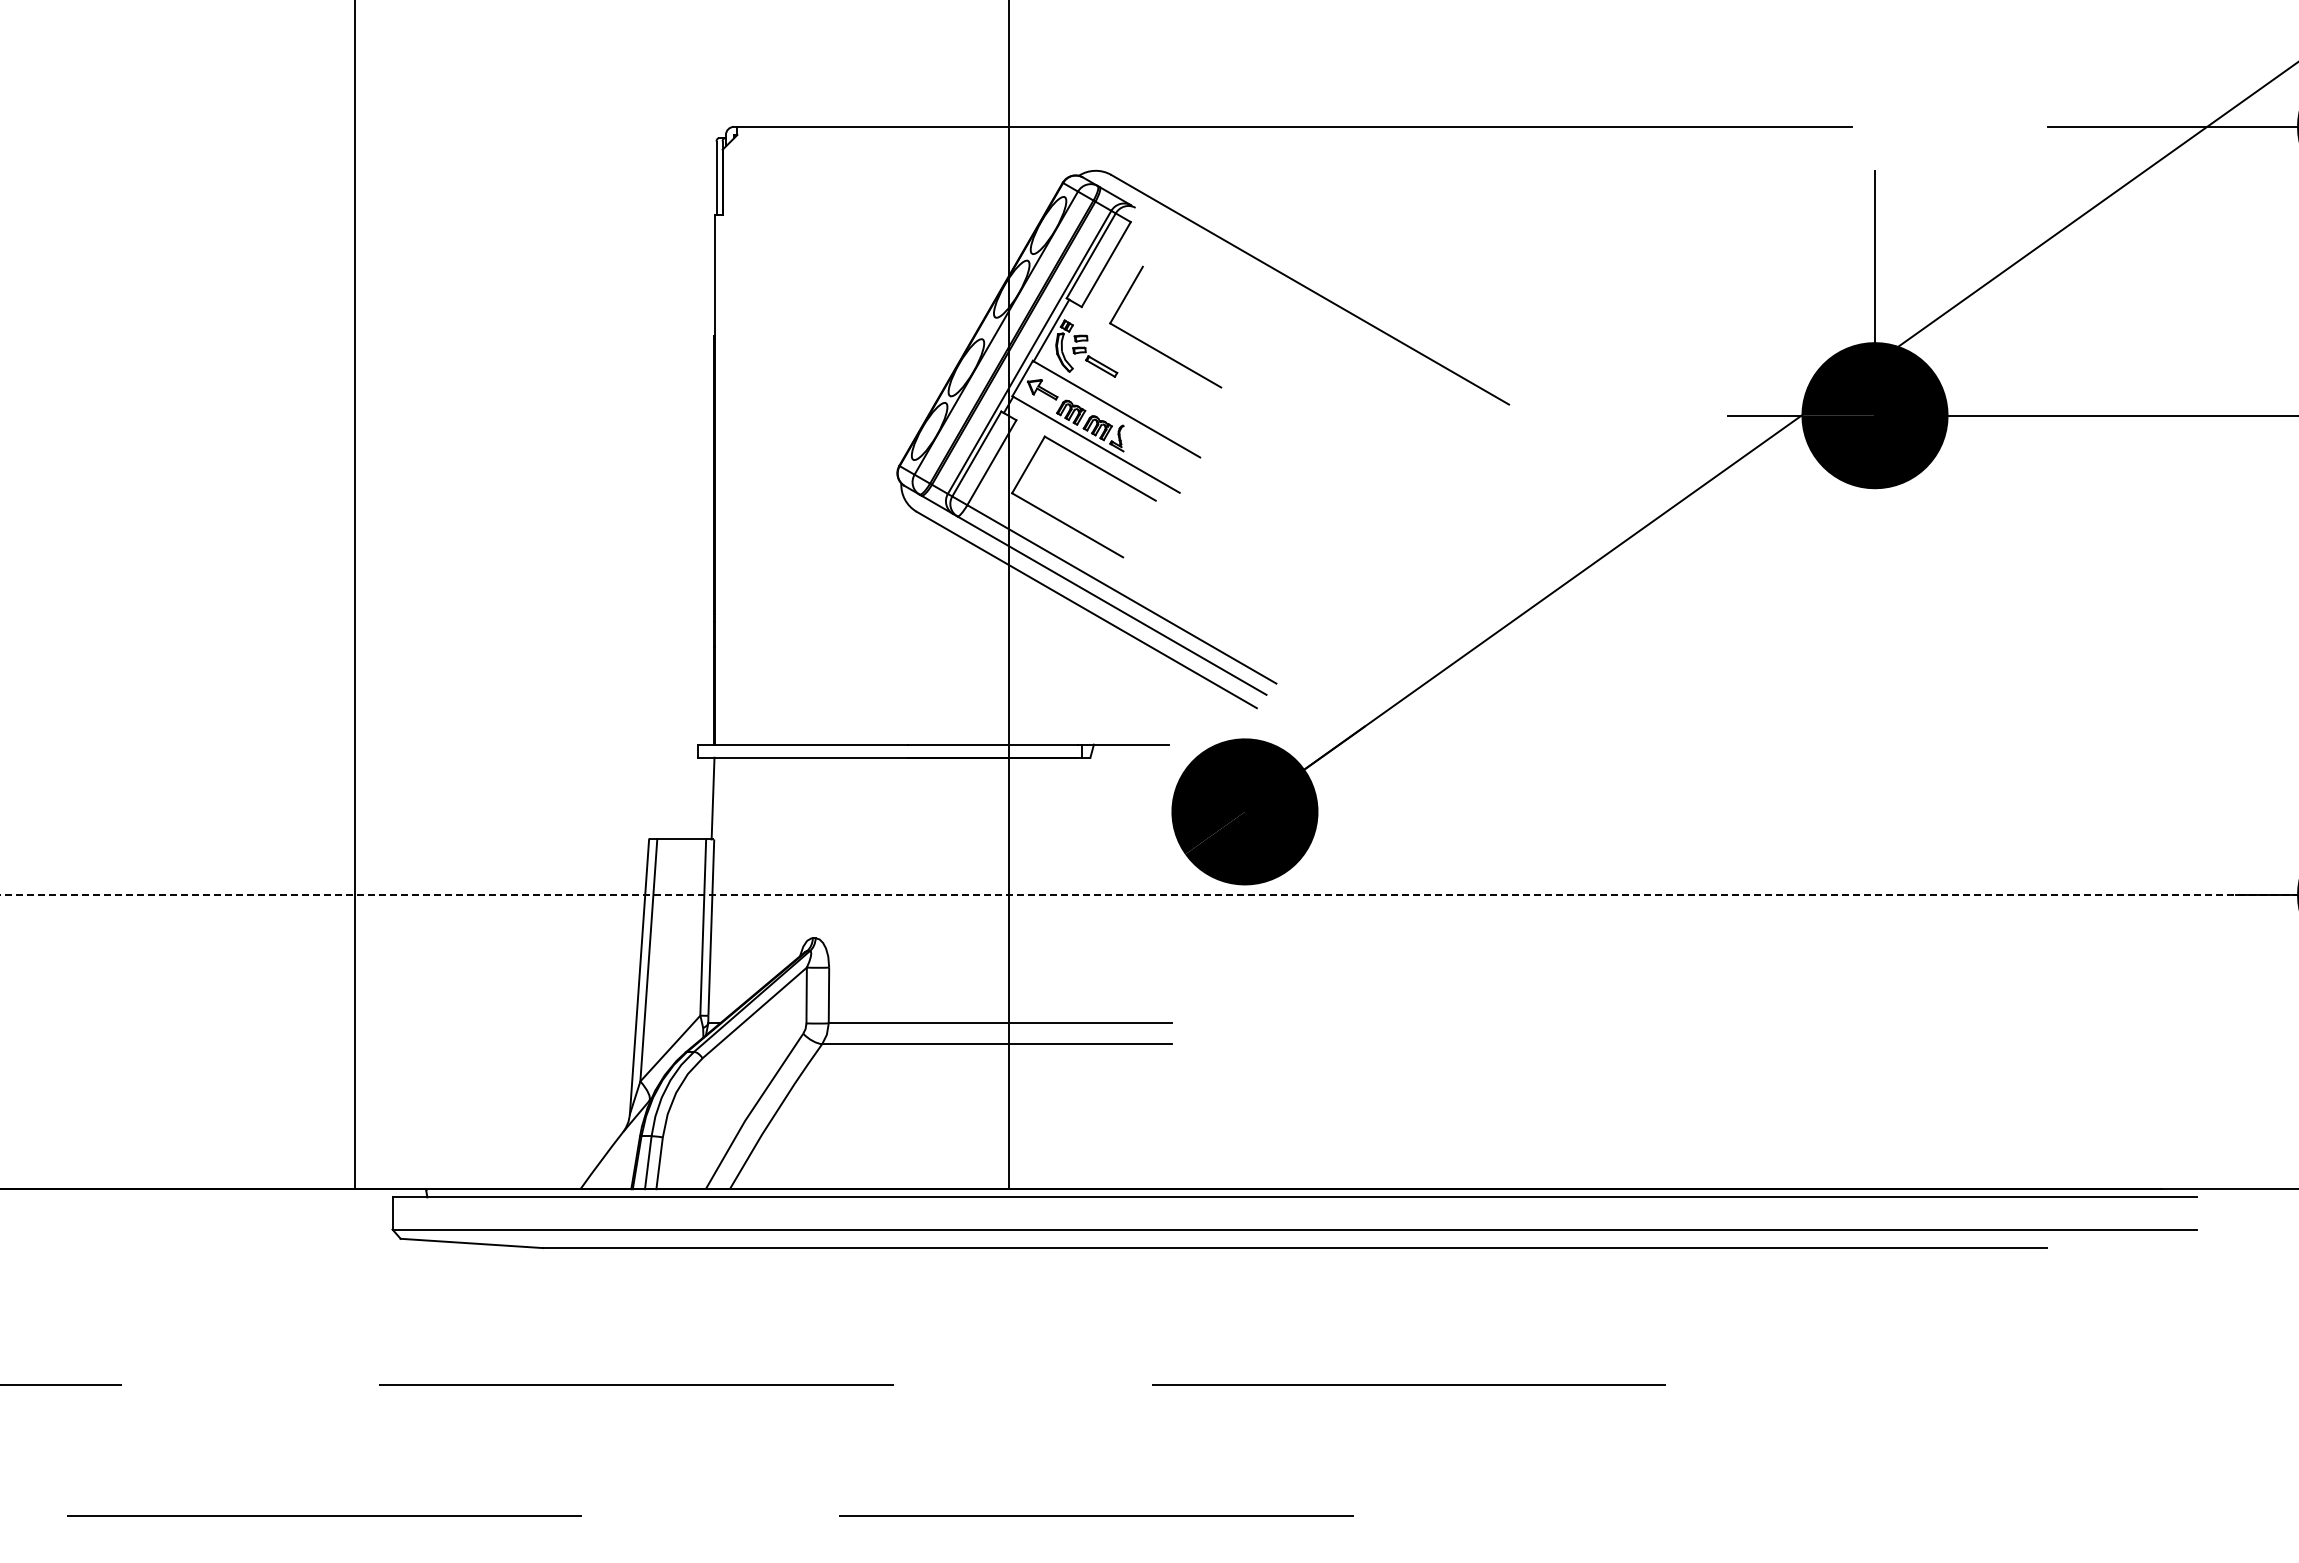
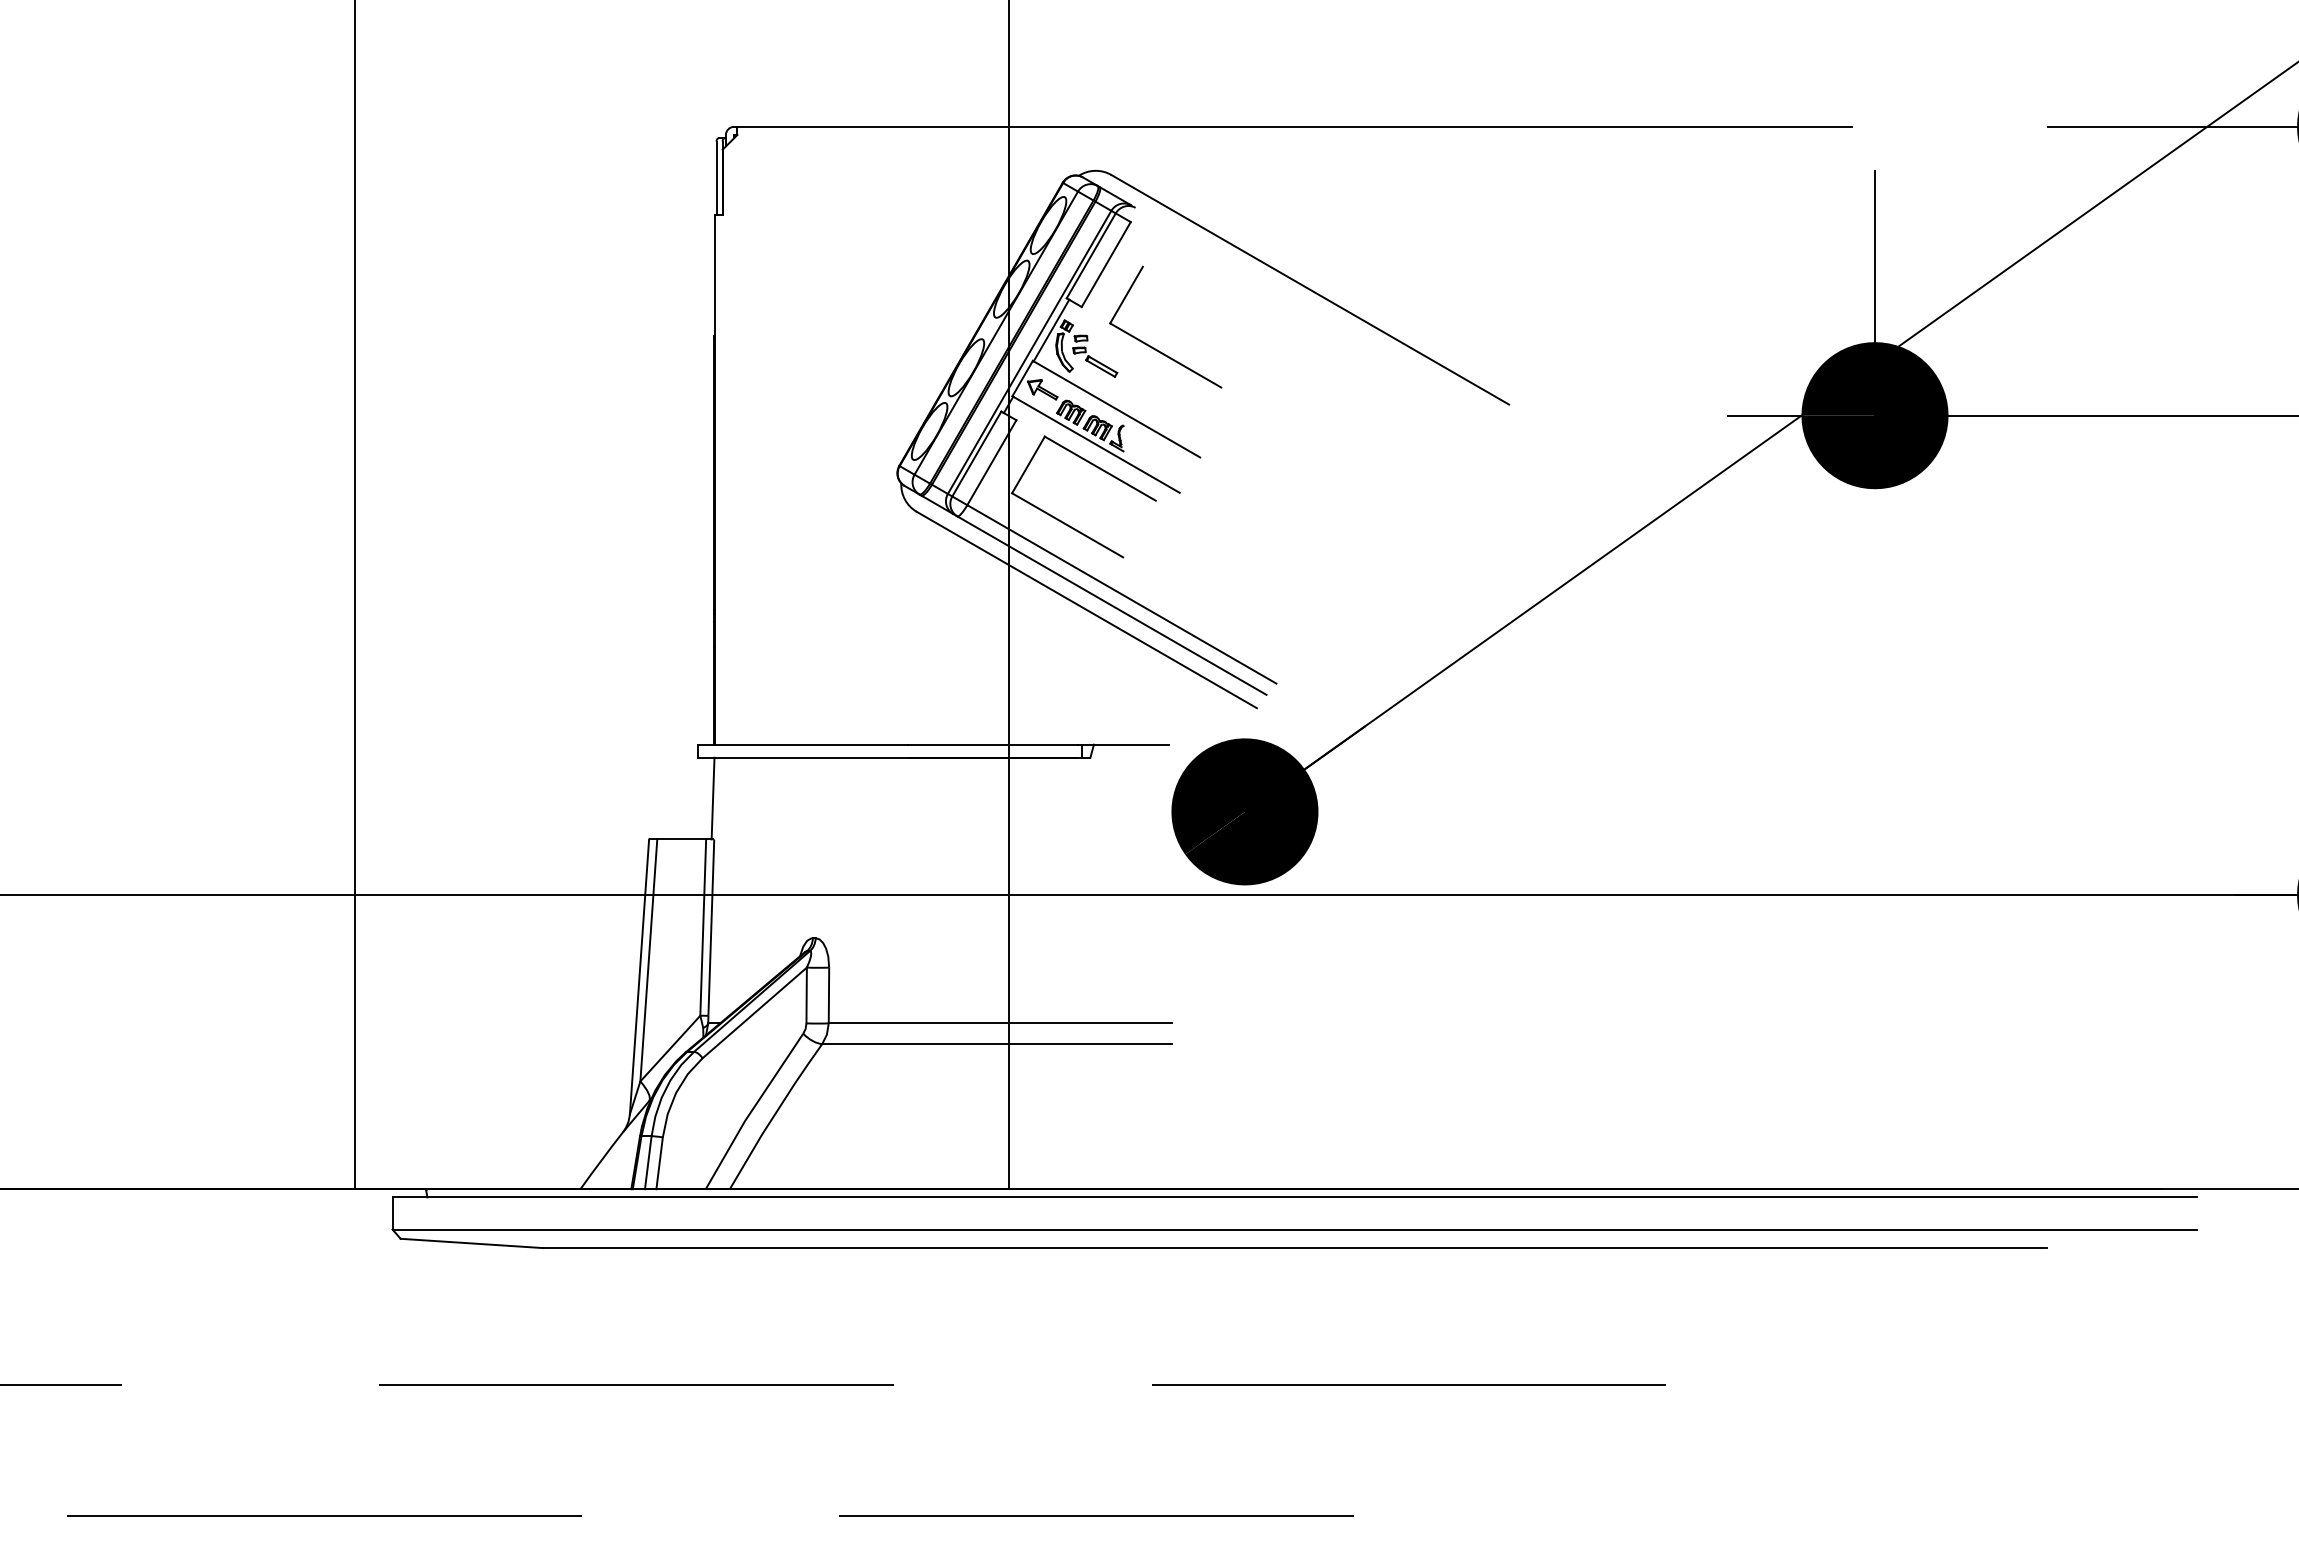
line: dashed -> solid (1148, 895)
